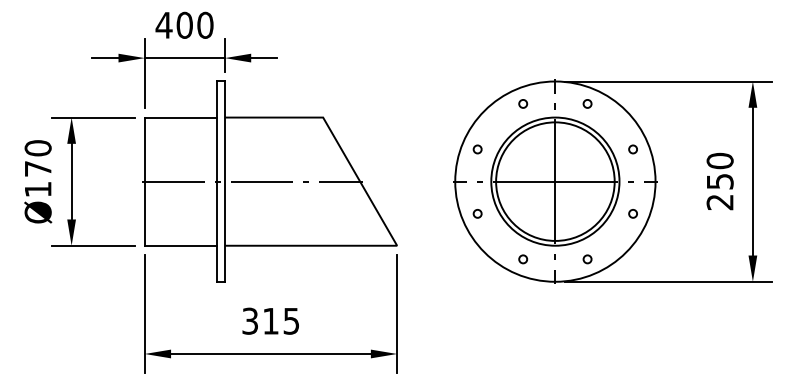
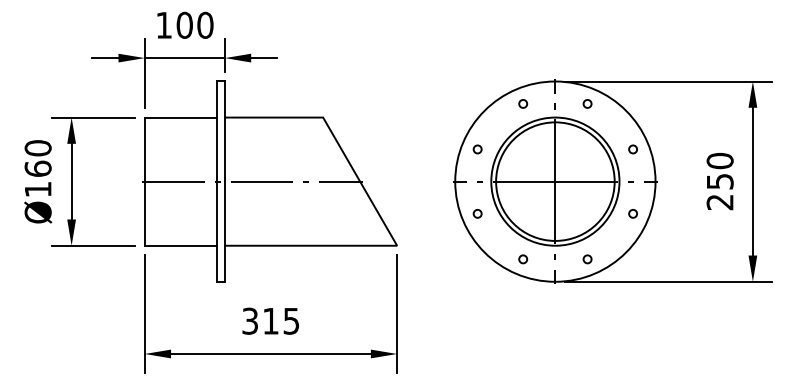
text: 400 -> 100 (163, 25)
text: Ø170 -> Ø160 (37, 168)
